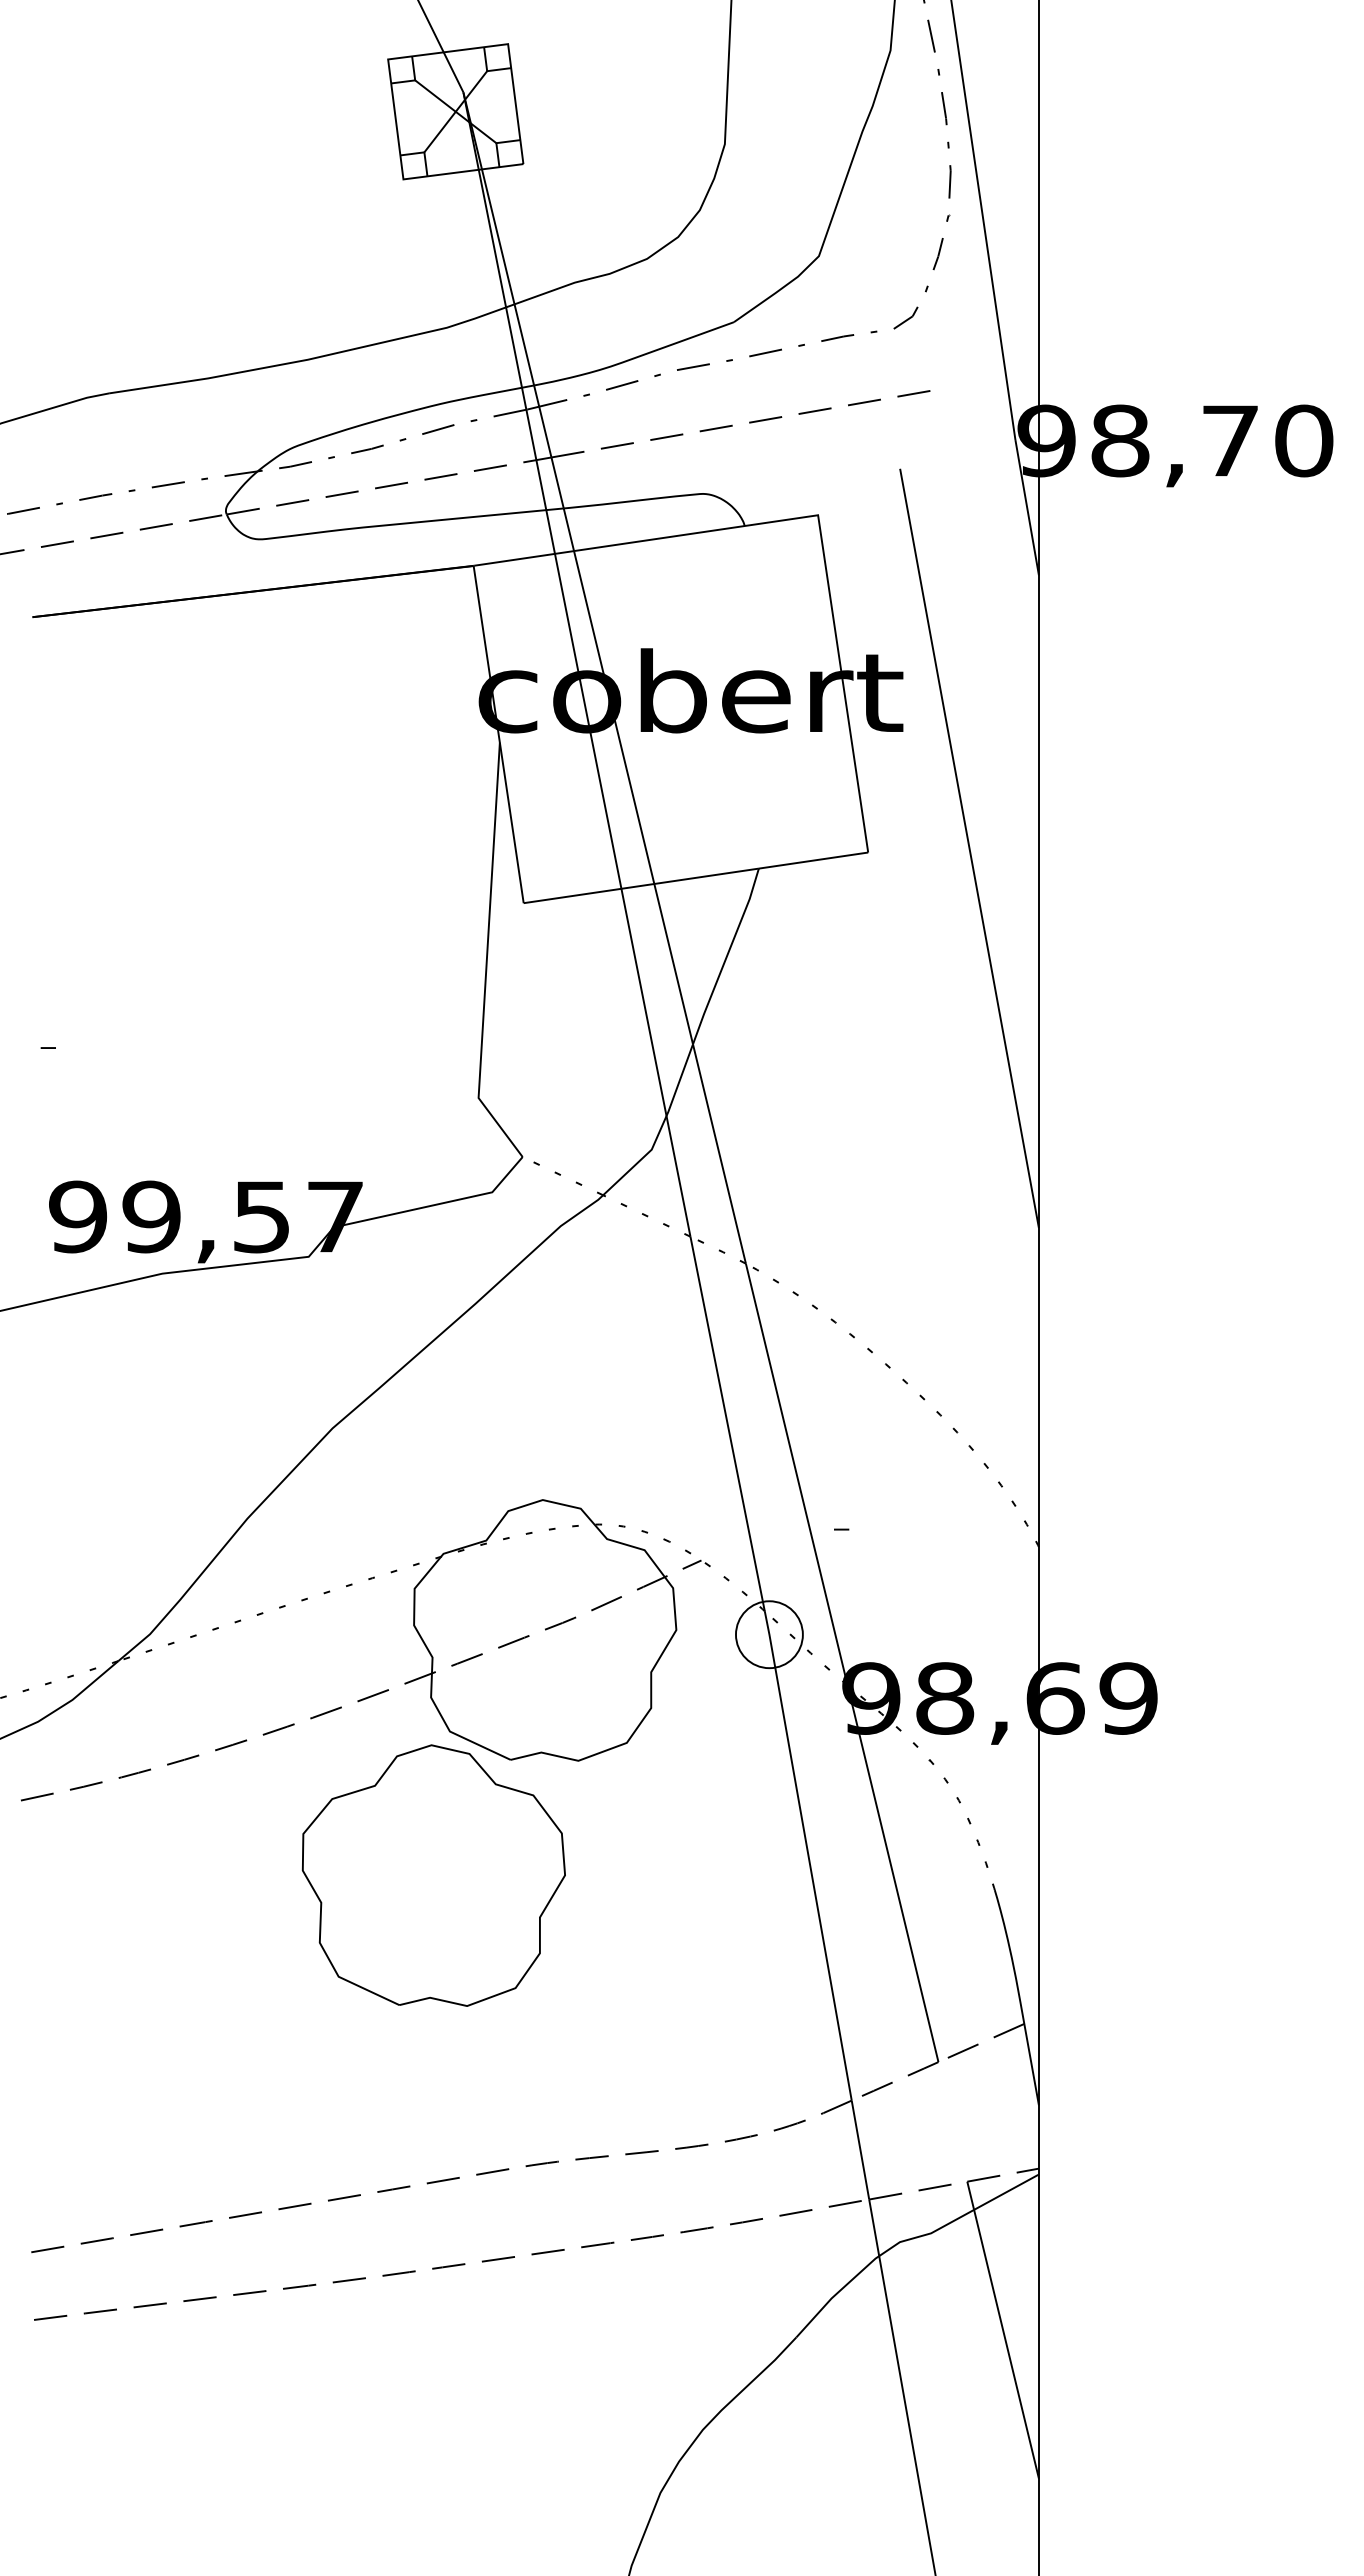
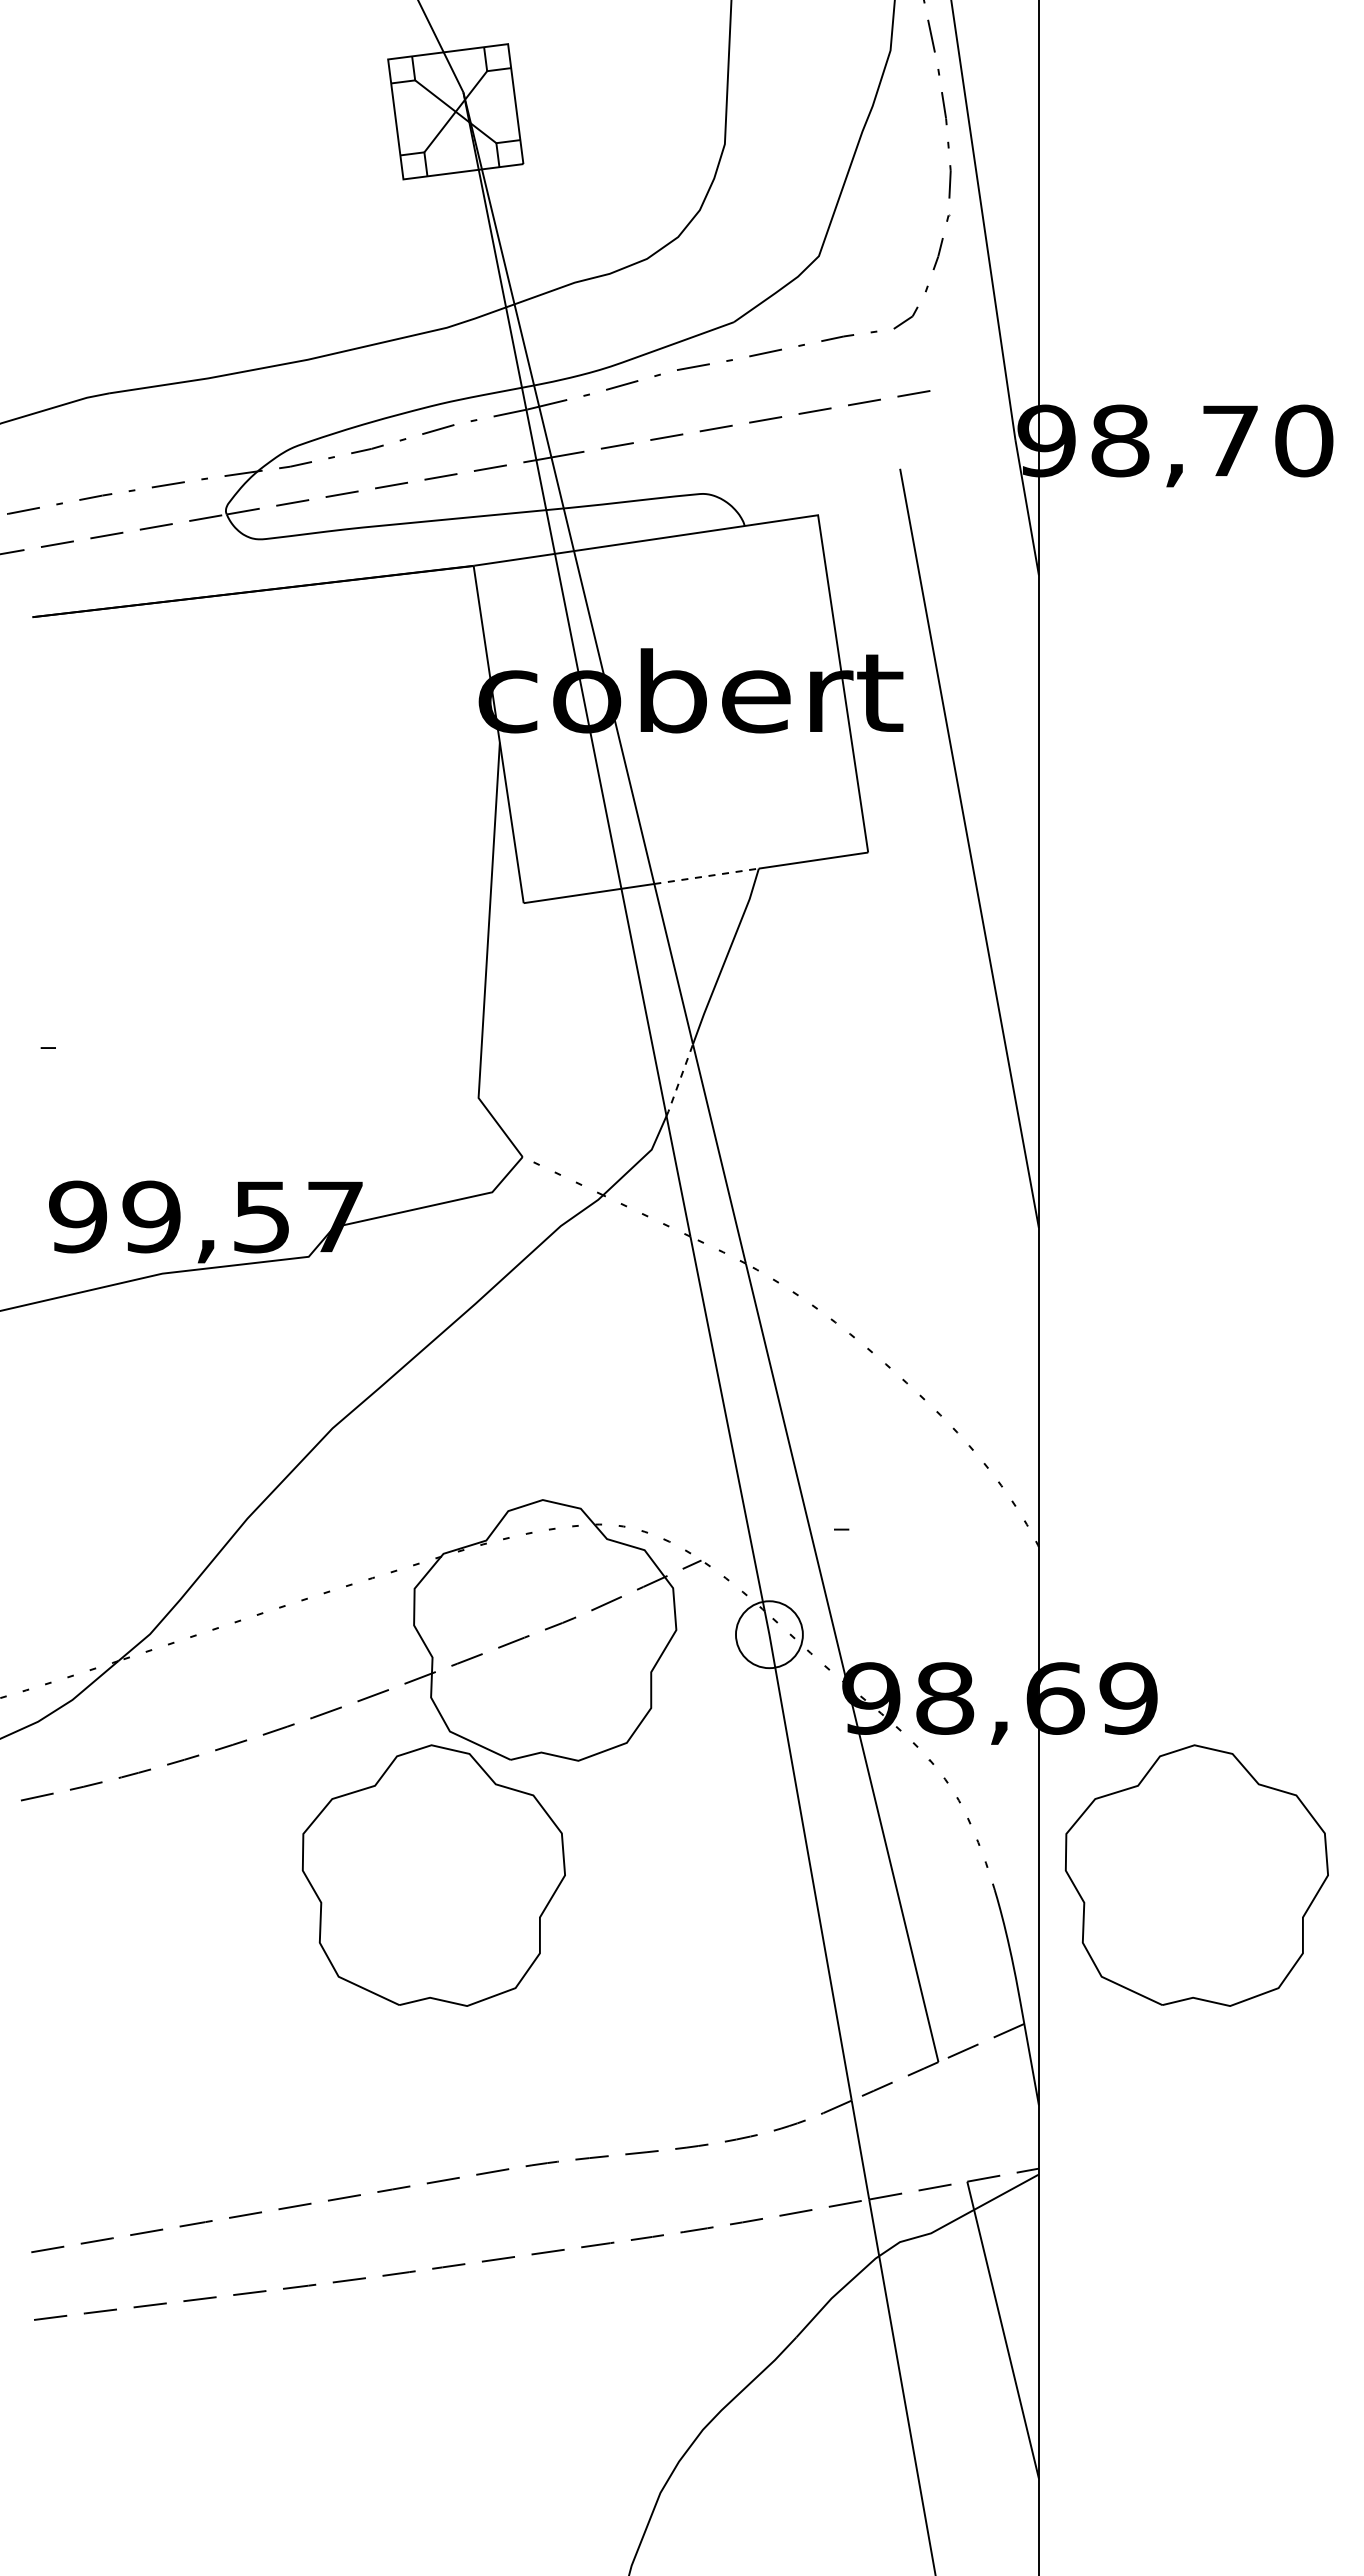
line: solid -> dashed (706, 876)
line: solid -> dashed (679, 1080)
part: none -> present (1196, 1875)
